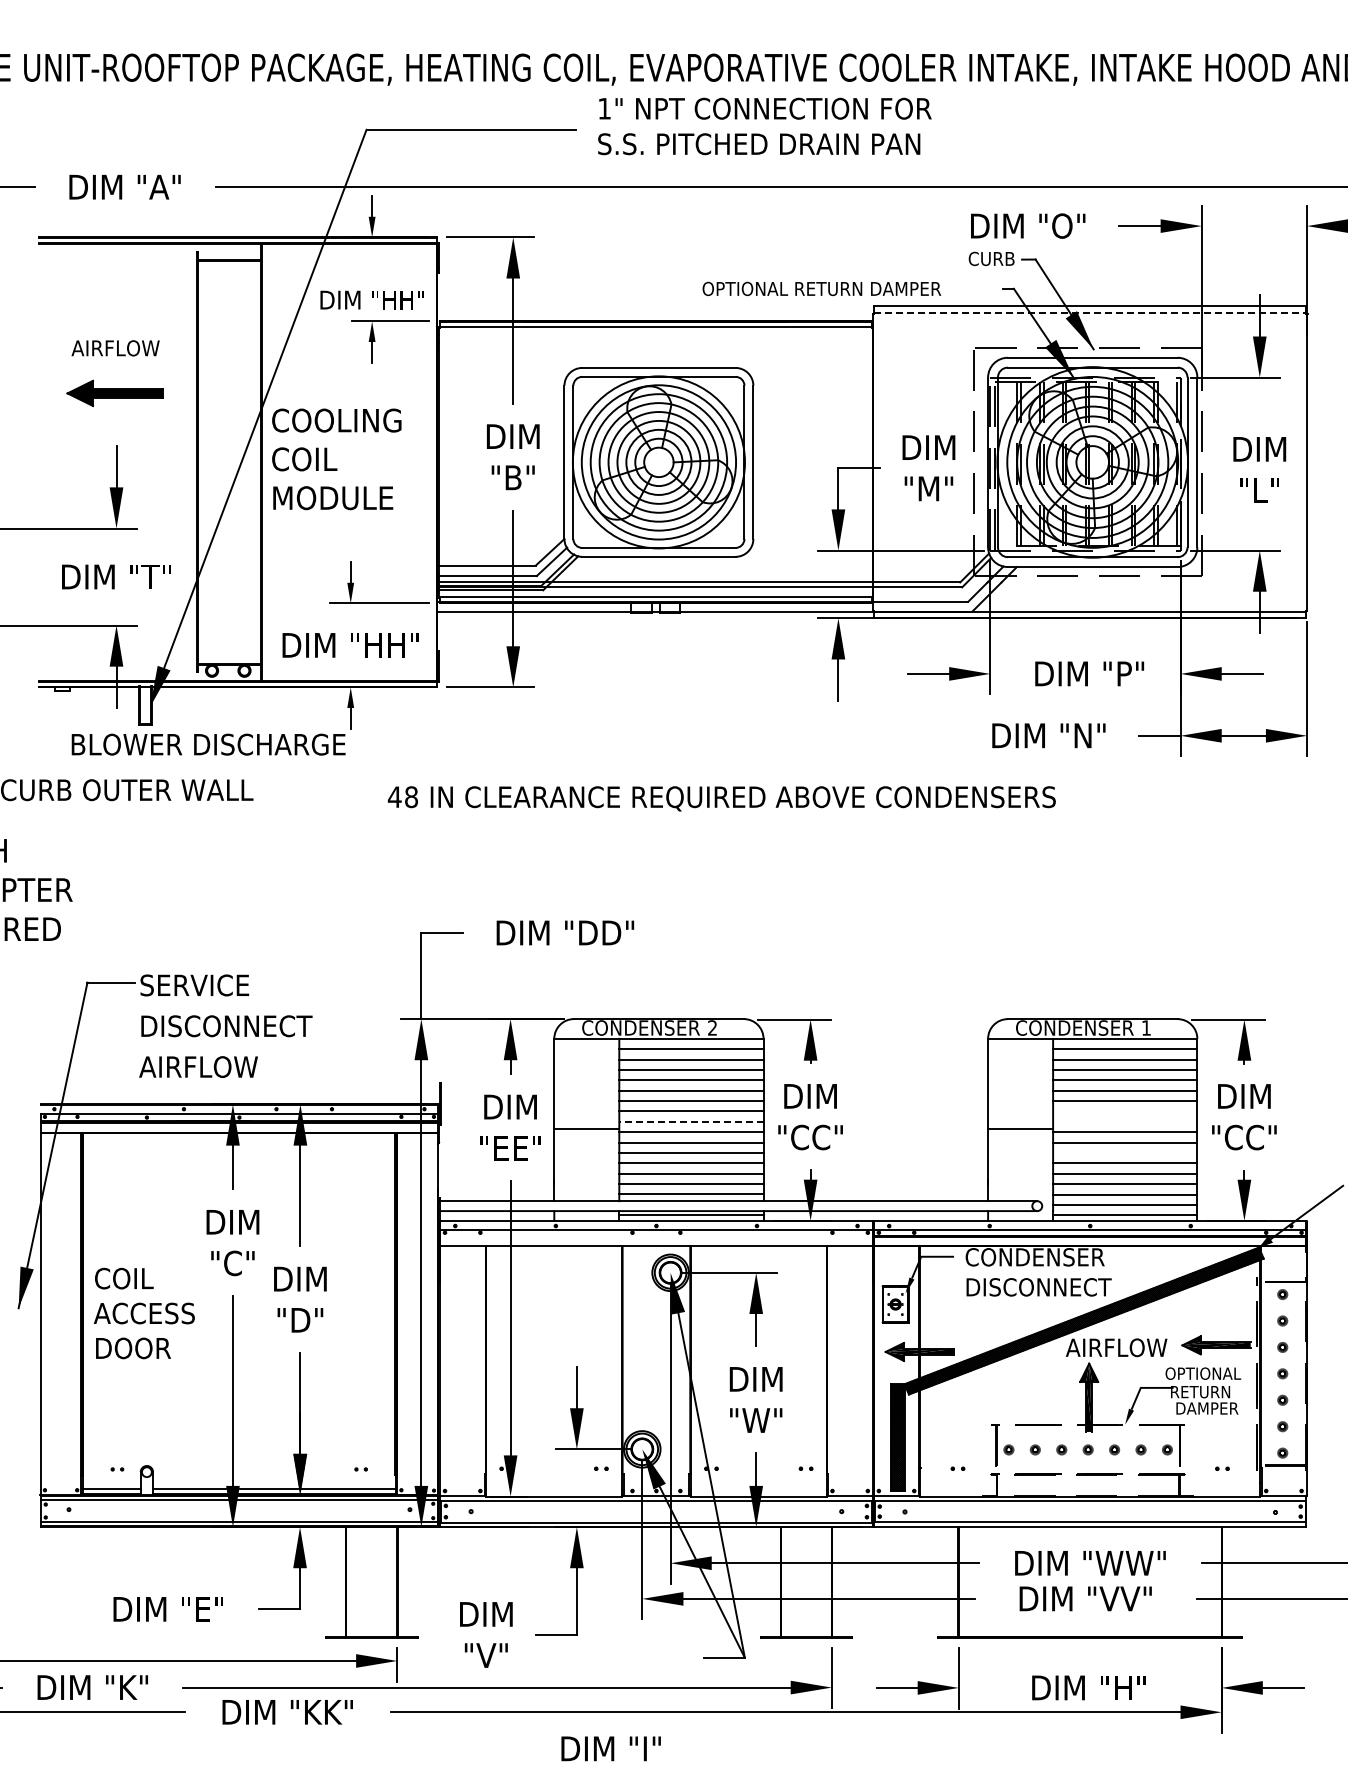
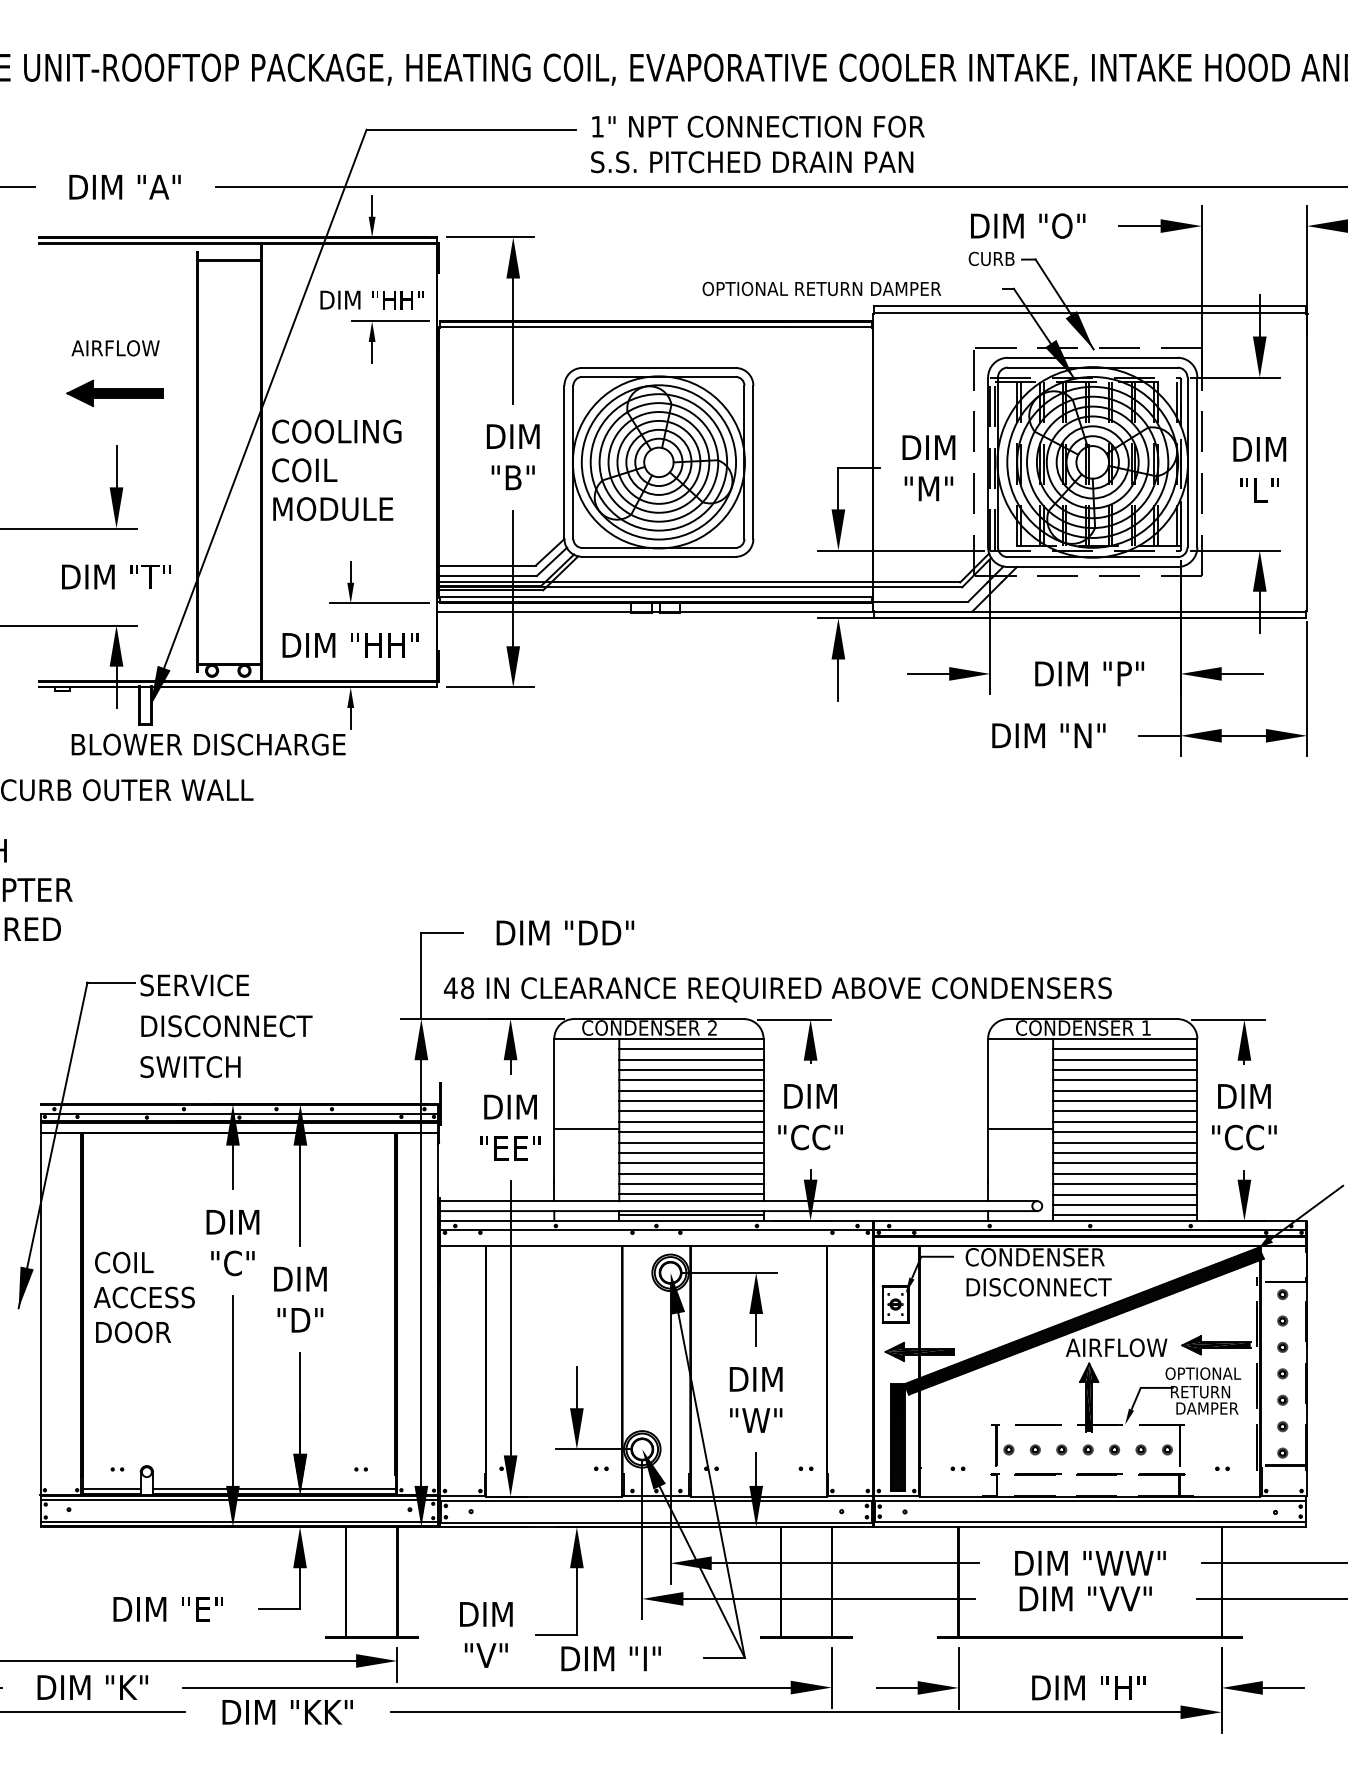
text position: (764, 126) -> (757, 144) (757, 144)
line: dashed -> solid (1090, 313)
text position: (336, 459) -> (336, 470) (336, 470)
text position: (721, 798) -> (777, 989) (777, 989)
text: AIRFLOW -> SWITCH (198, 1067)
line: none -> present (1125, 1111)
line: dashed -> solid (690, 1121)
line: none -> present (1125, 1121)
line: none -> present (1125, 1153)
text position: (143, 1313) -> (143, 1297) (143, 1297)
text position: (610, 1748) -> (610, 1658) (610, 1658)
